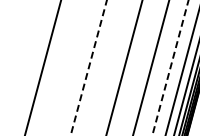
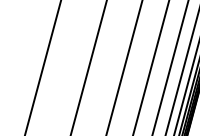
line: dashed -> solid (88, 68)
line: dashed -> solid (170, 68)
